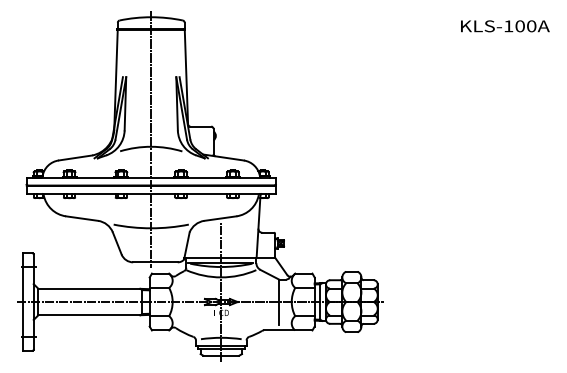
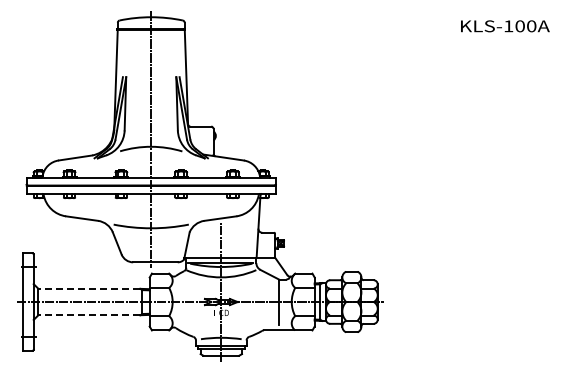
line: solid -> dashed (89, 288)
line: solid -> dashed (89, 315)
